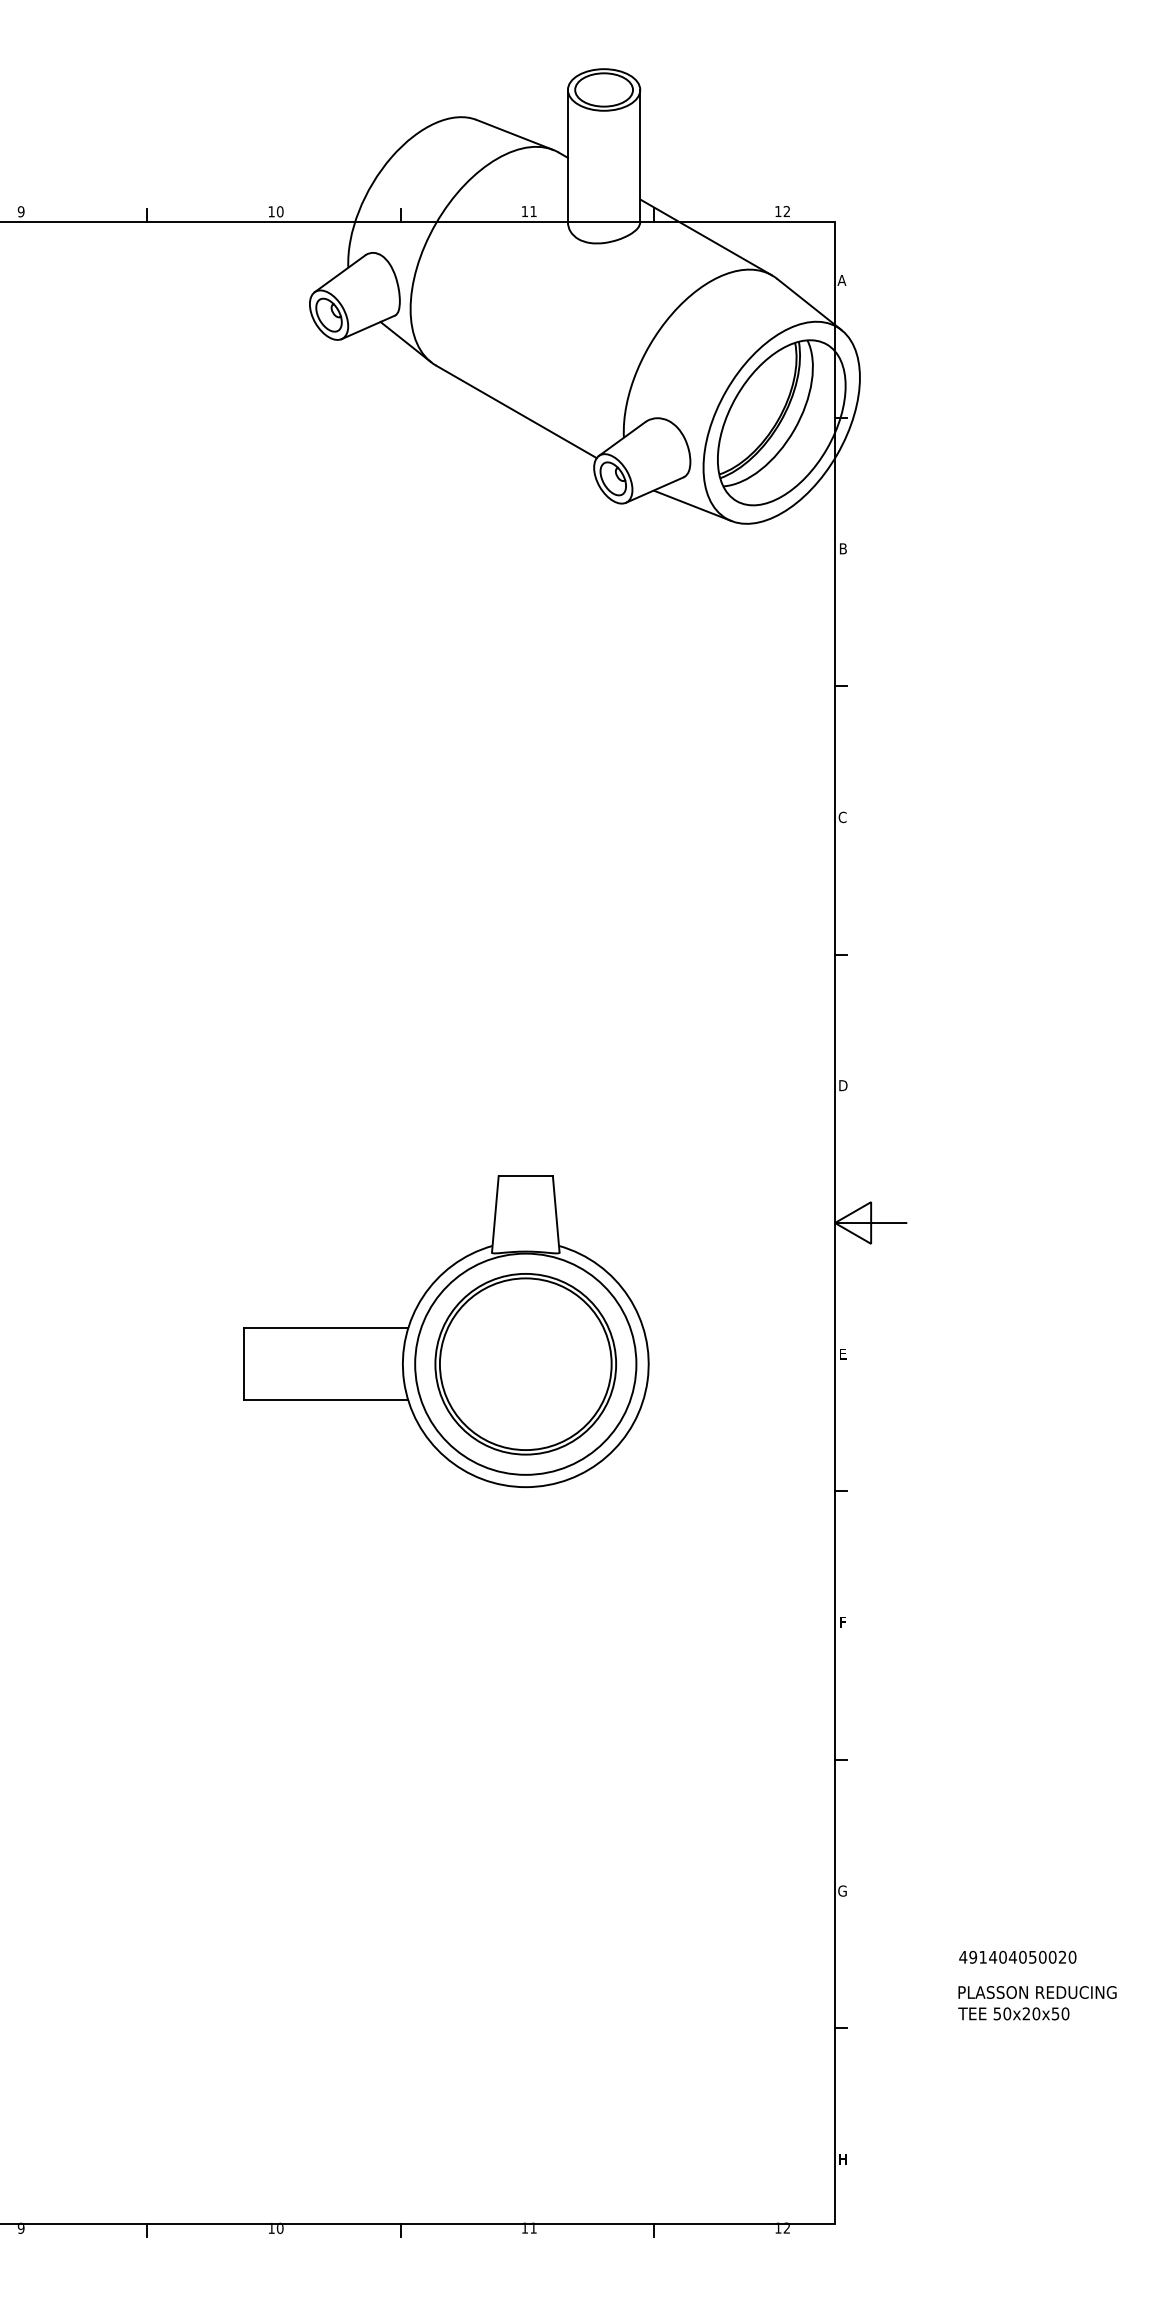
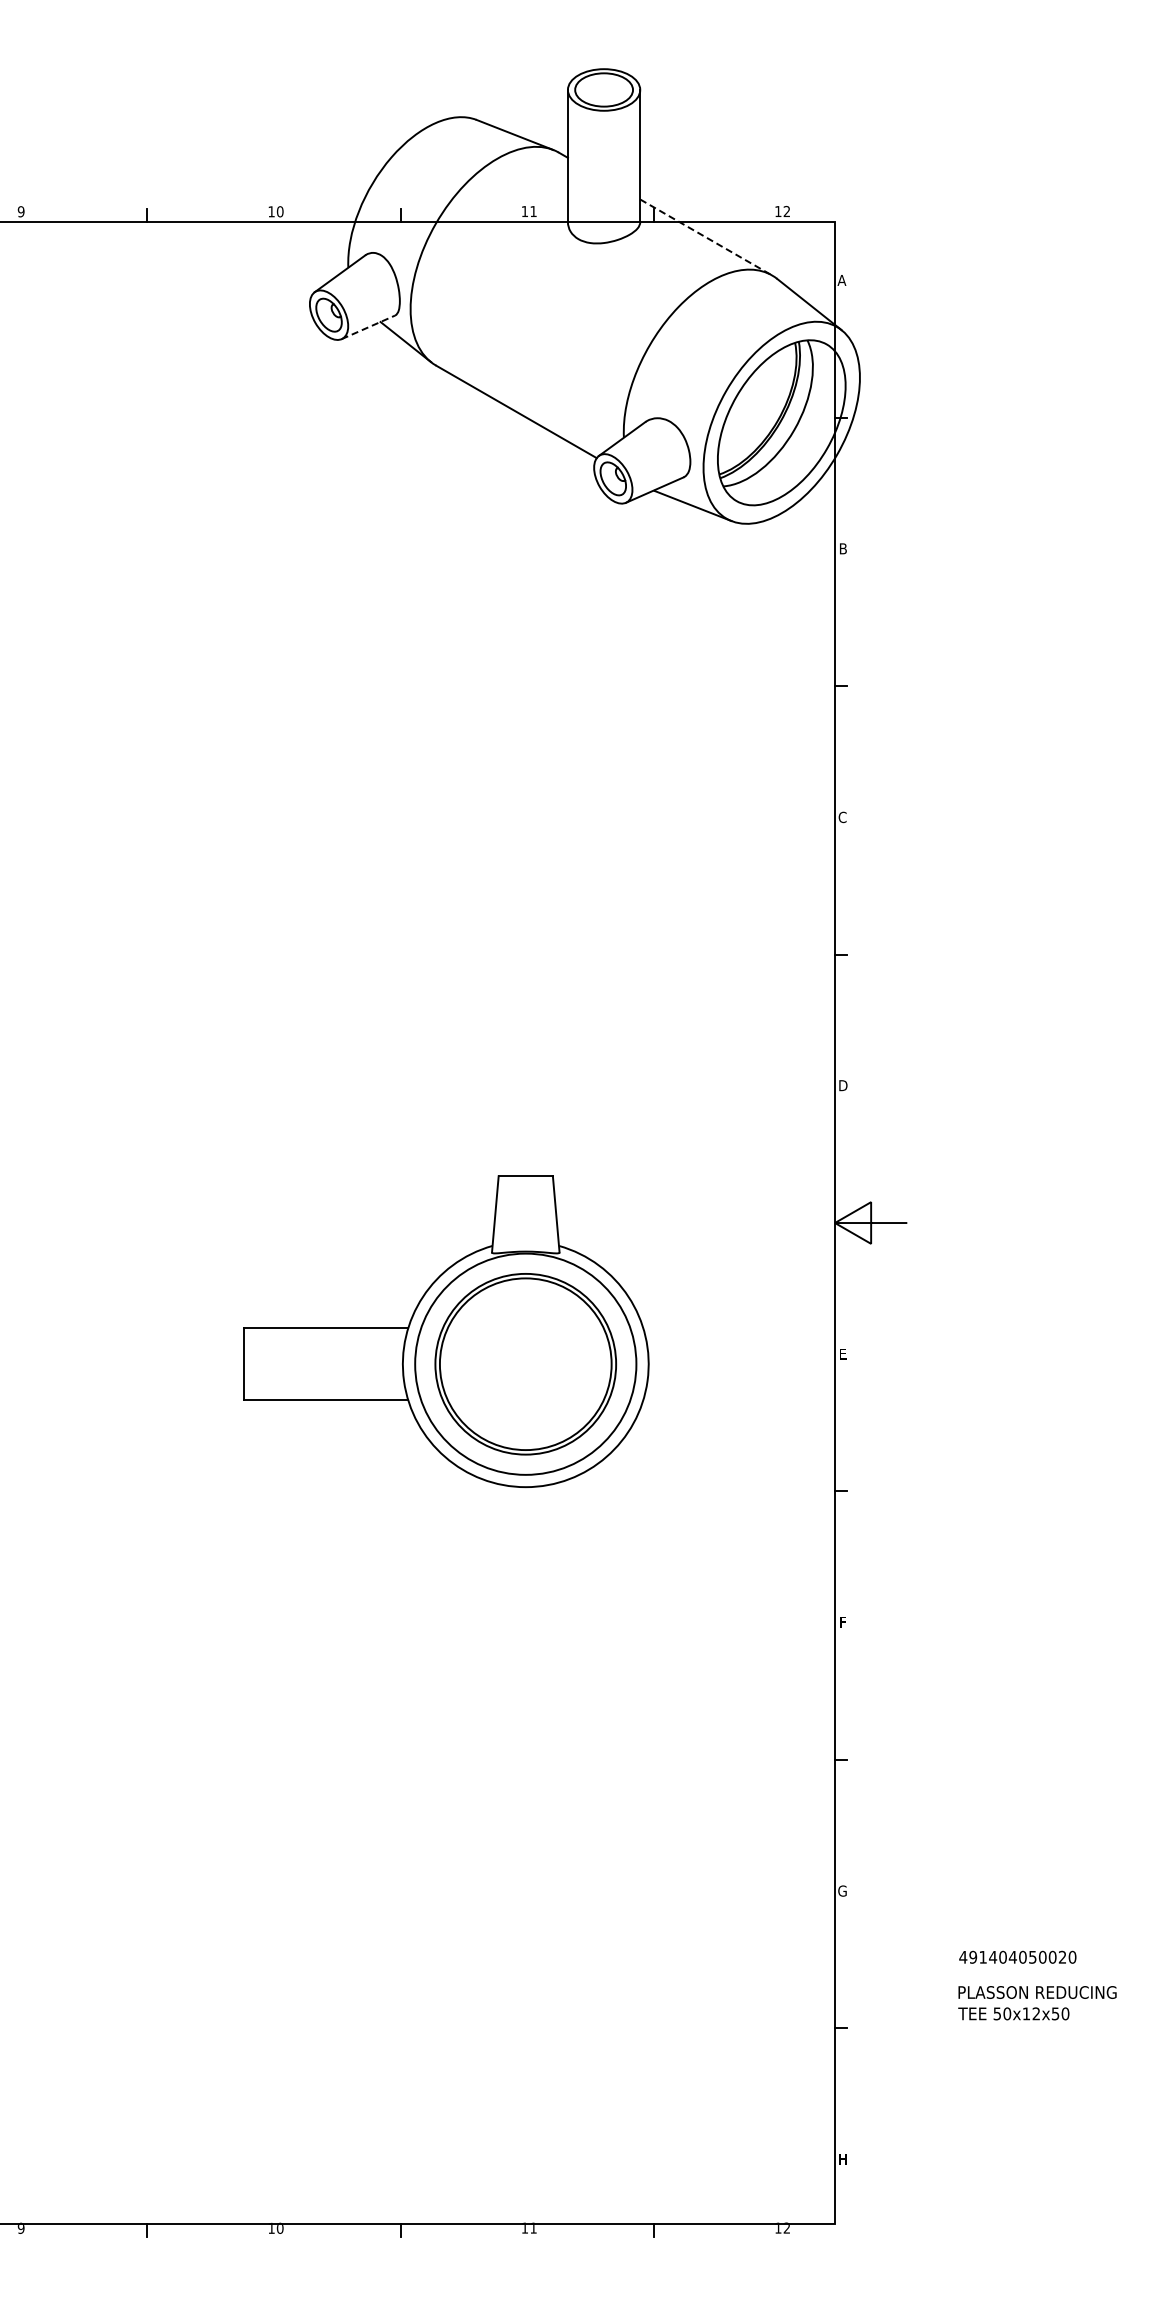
line: solid -> dashed (706, 237)
line: solid -> dashed (368, 327)
text: 50x20x50 -> 50x12x50 (1031, 2013)
